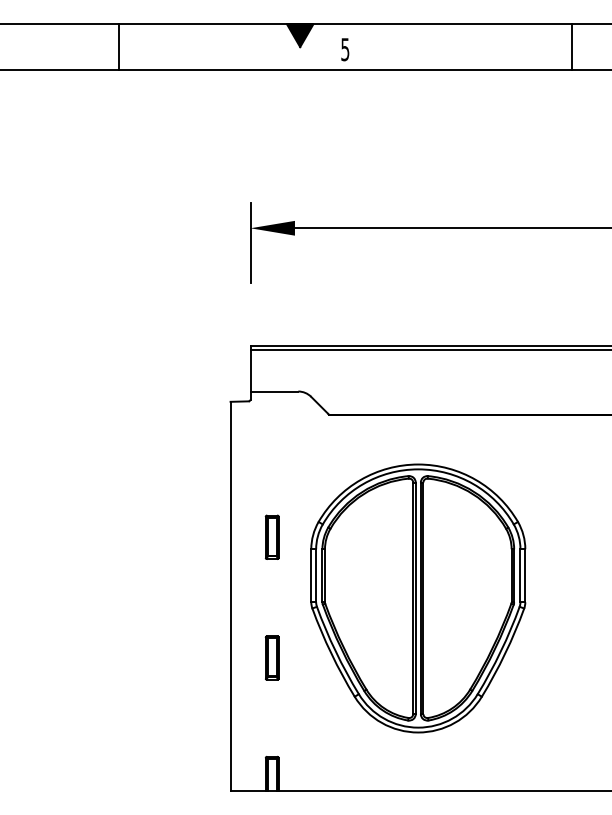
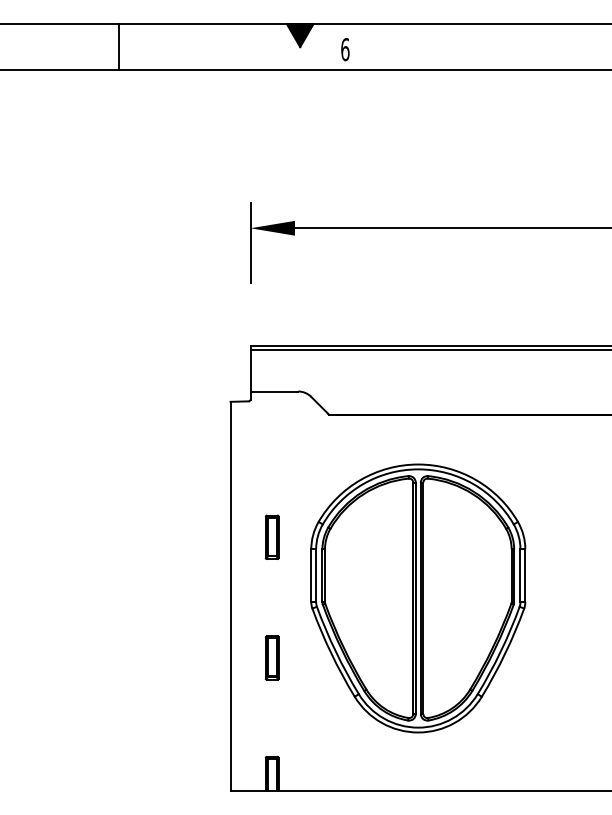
line: present -> none (572, 46)
text: 5 -> 6 (345, 49)
